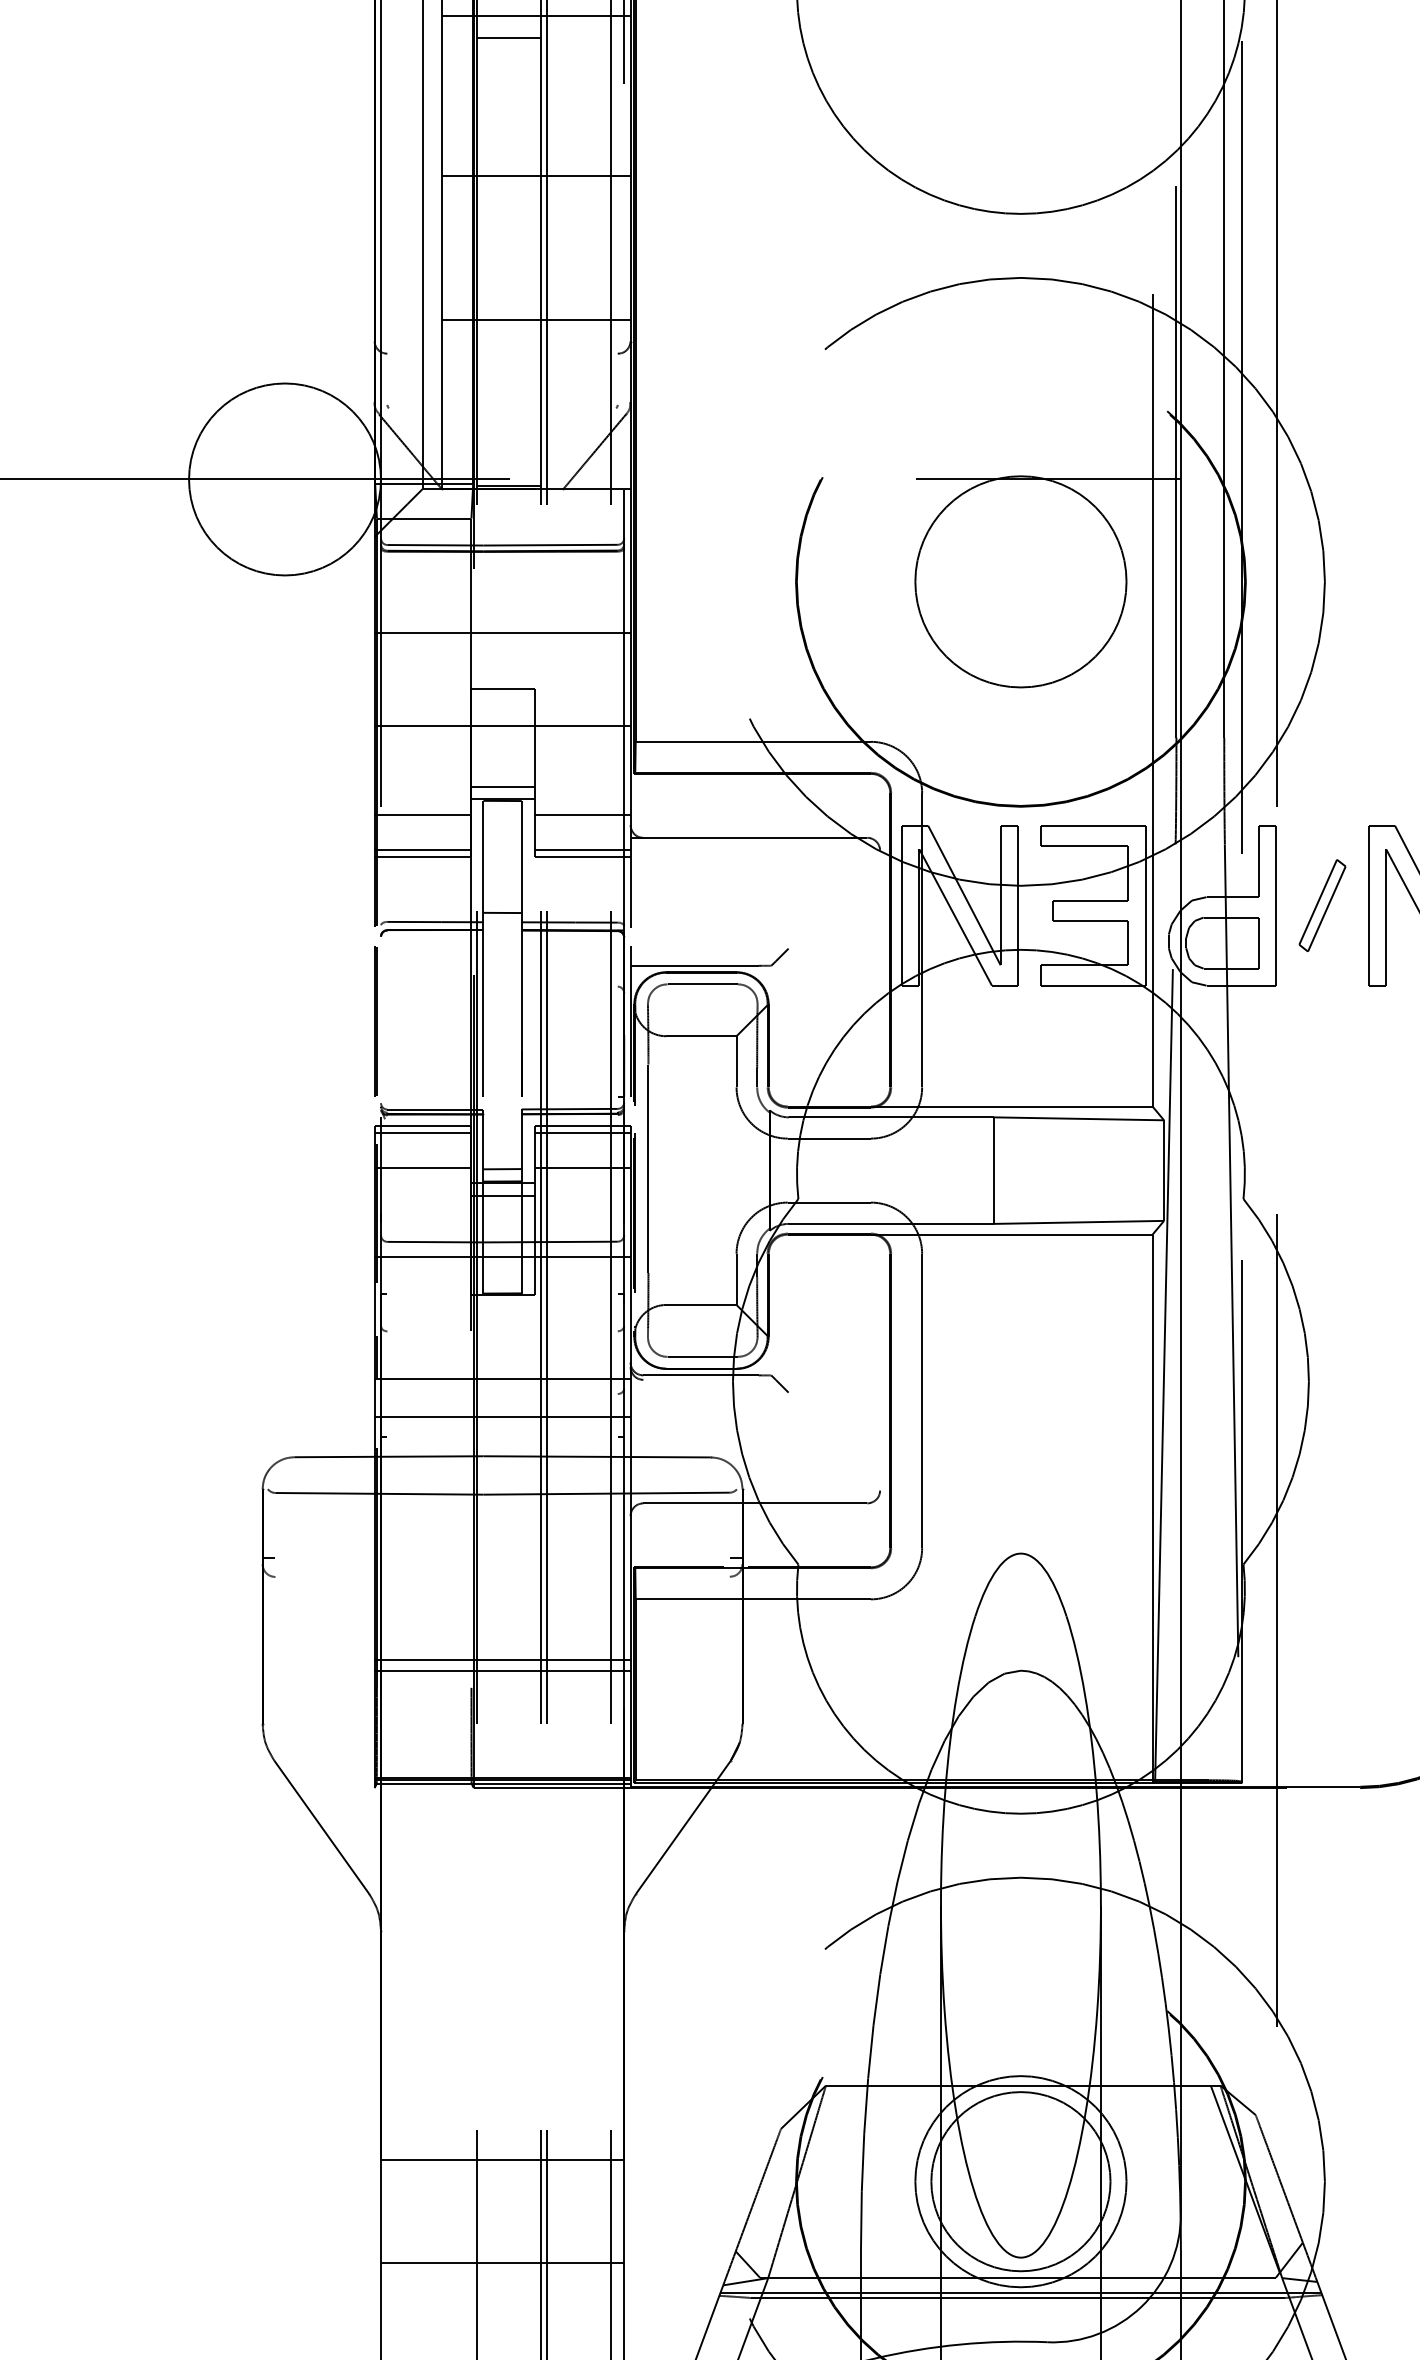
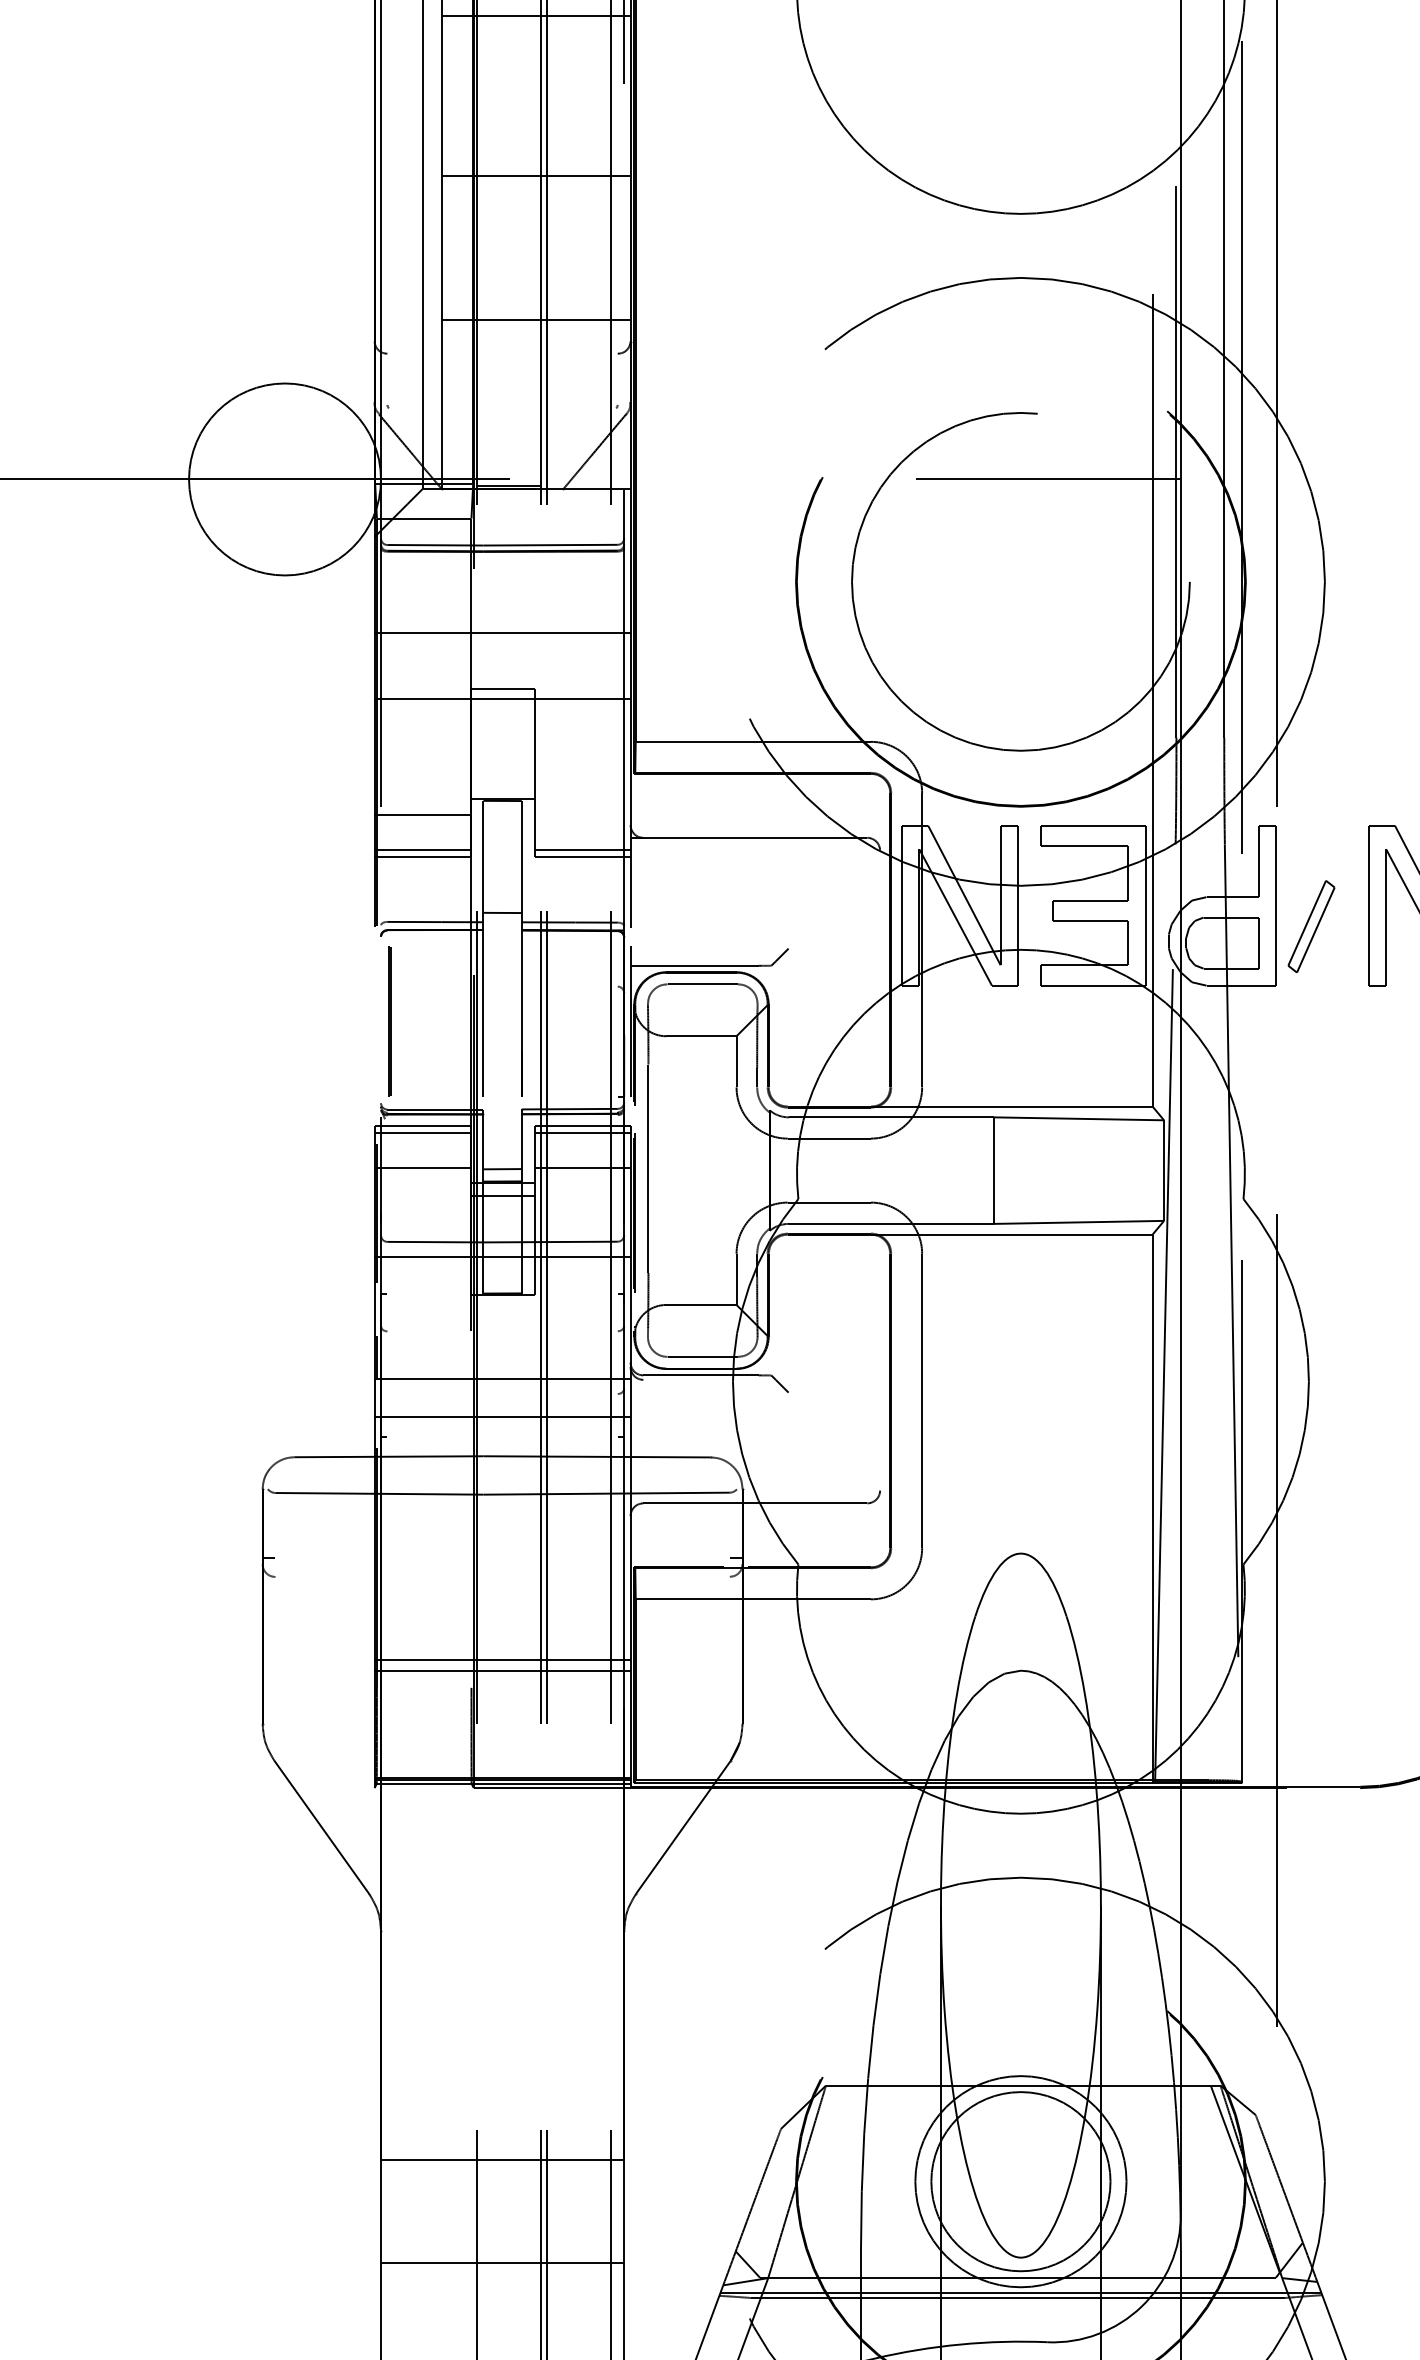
line: present -> none (509, 37)
circle diameter: 211 px -> 338 px (1020, 581)
line position: (502, 725) -> (502, 698) (502, 698)
line: present -> none (502, 786)
line: present -> none (582, 814)
part position: (1322, 905) -> (1311, 926) (1311, 926)
line position: (375, 1021) -> (389, 1021) (389, 1021)
